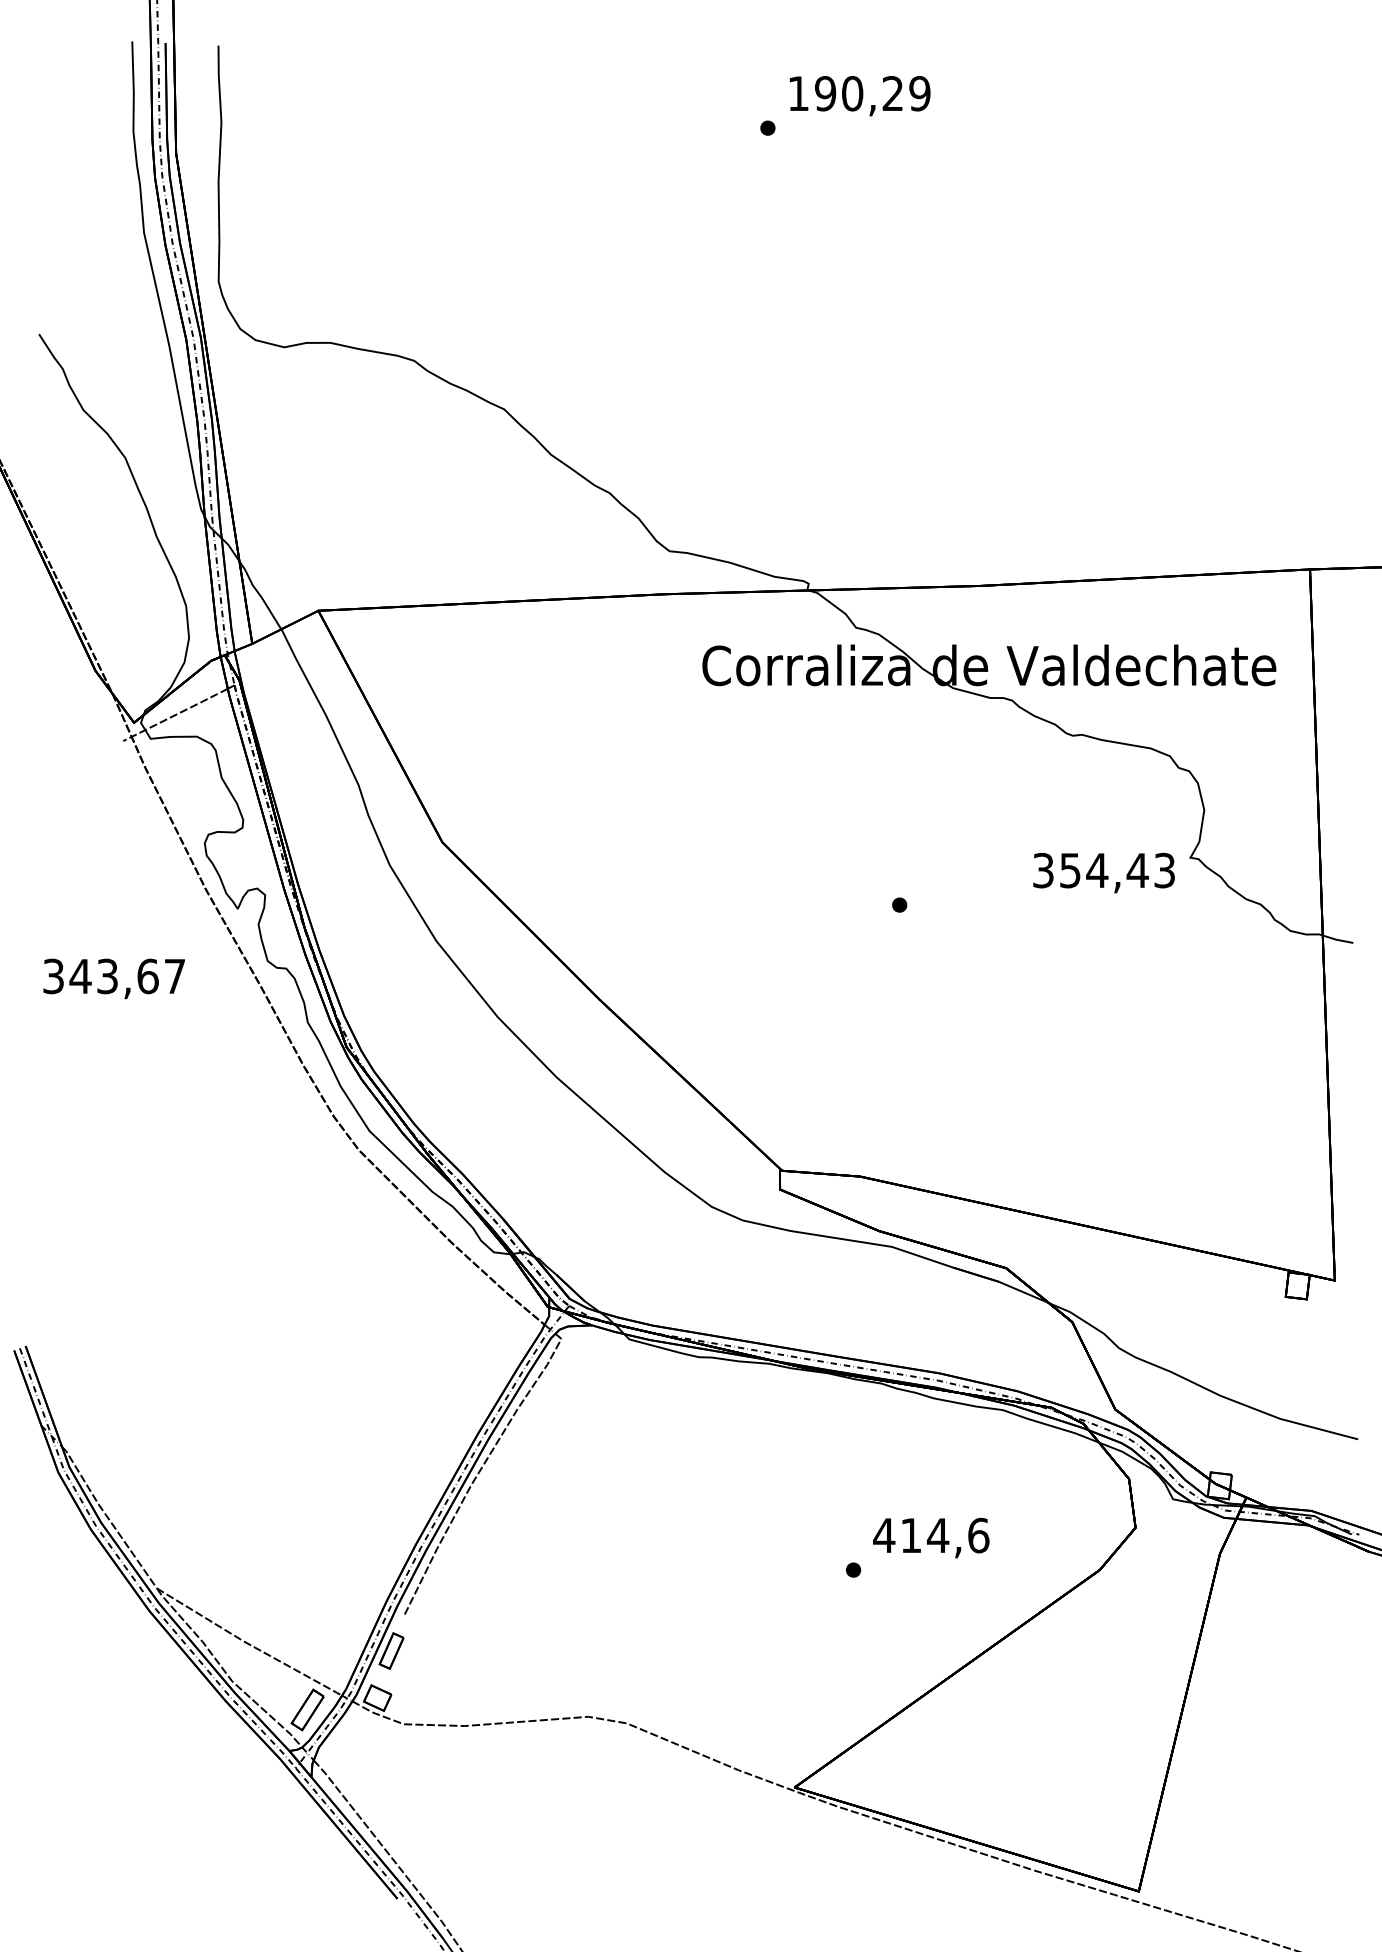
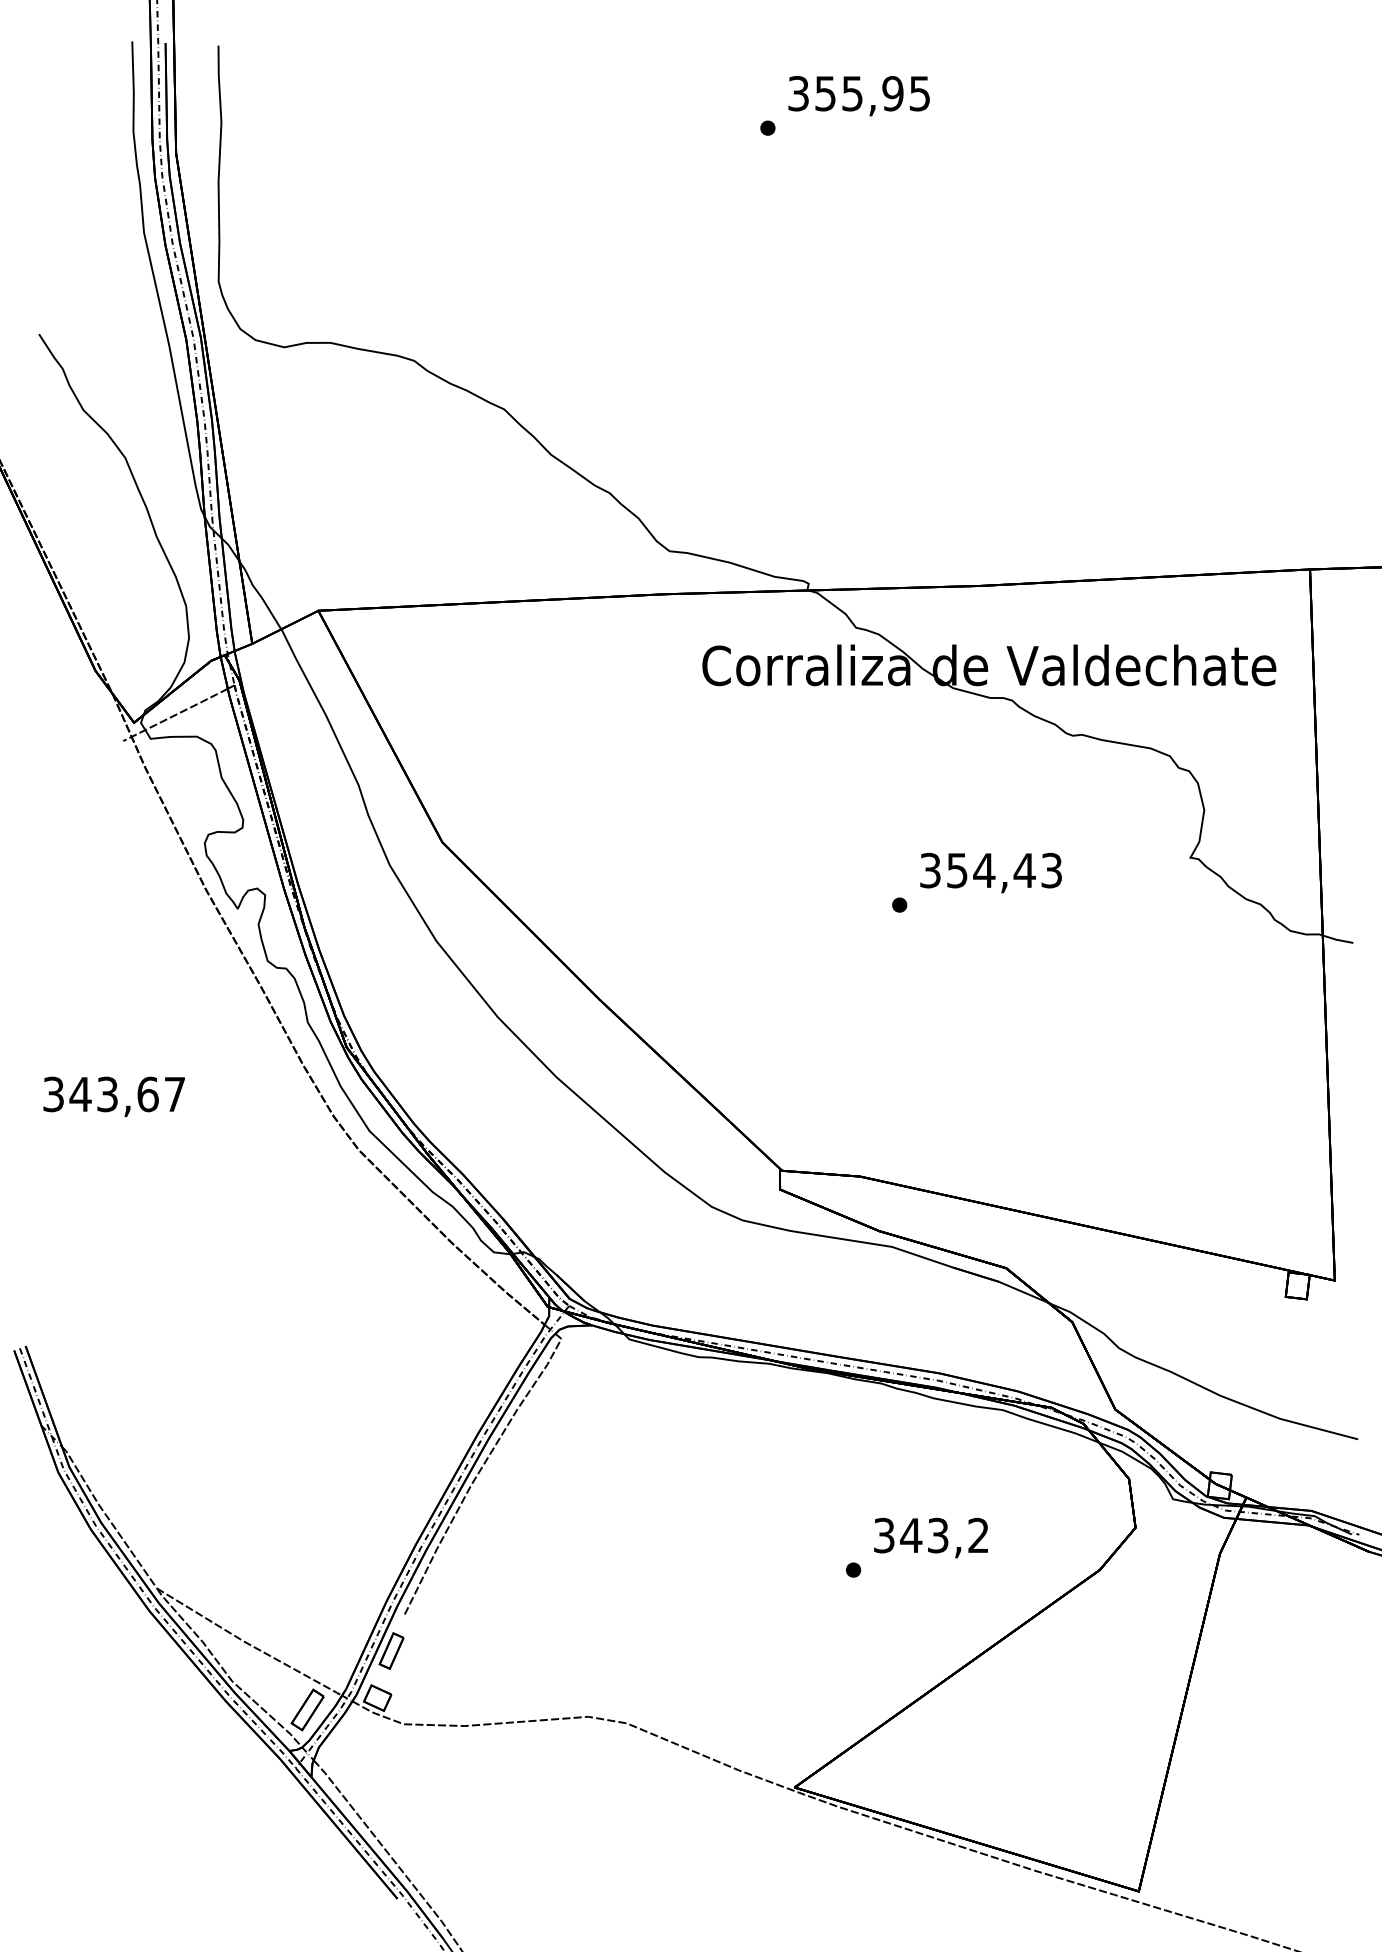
text: 190,29 -> 355,95 (859, 93)
text position: (1103, 872) -> (990, 872) (990, 872)
text position: (113, 978) -> (113, 1096) (113, 1096)
text: 414,6 -> 343,2 (931, 1535)
